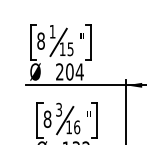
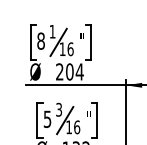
text: 15 -> 16 (70, 49)
text: 8 -> 5 (47, 118)
